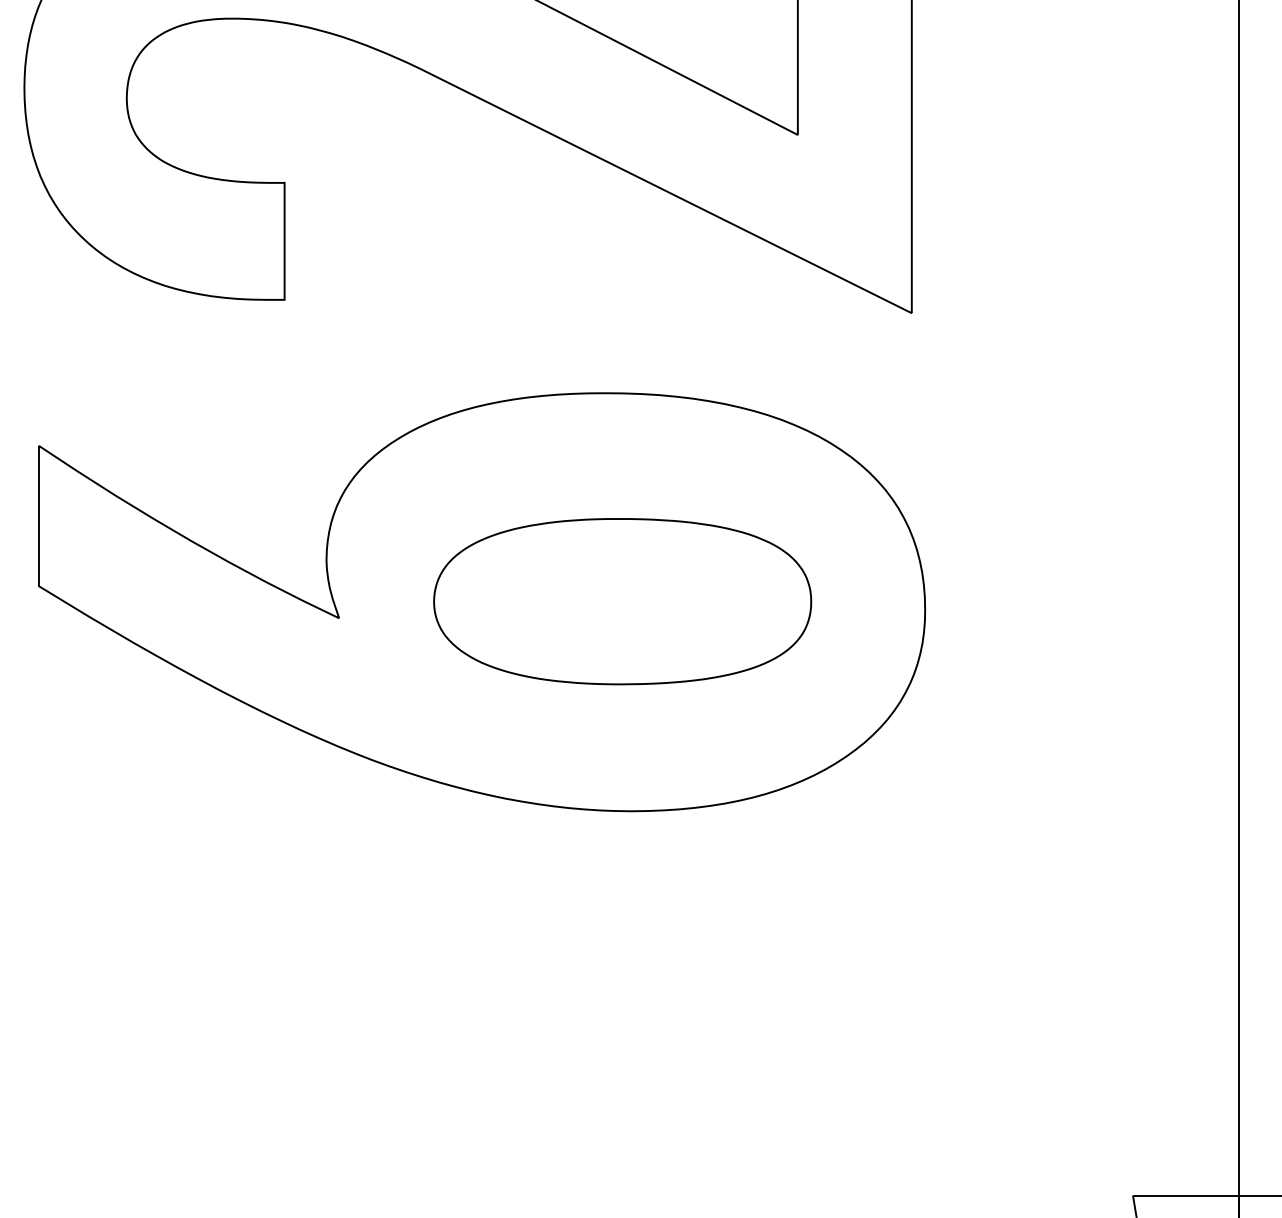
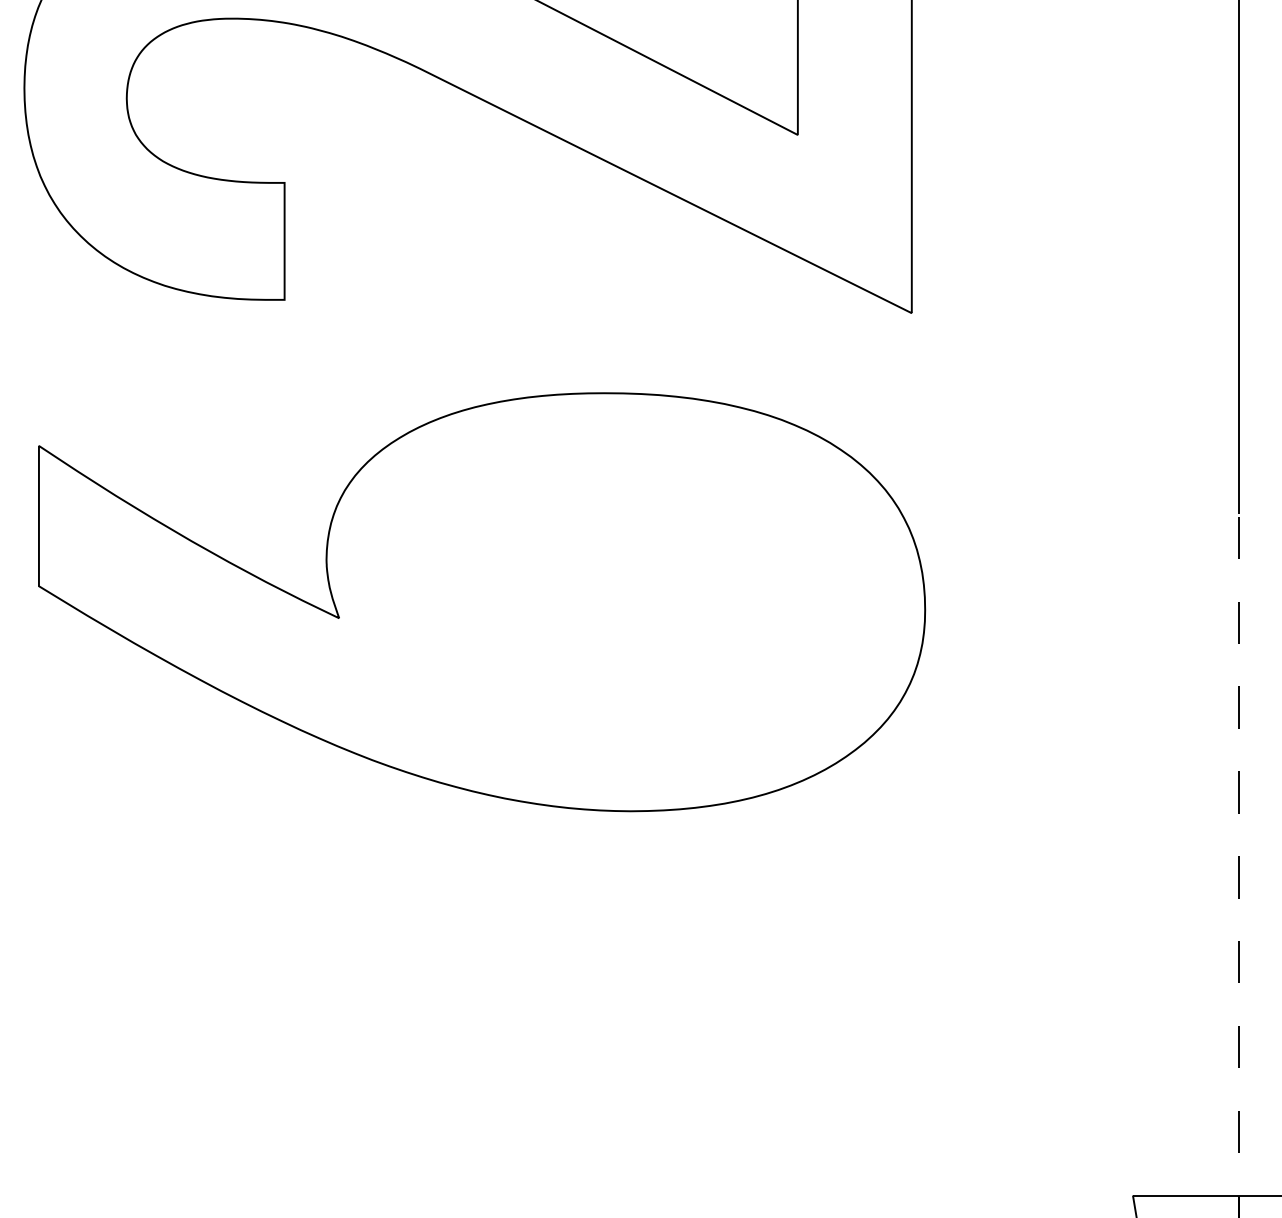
part: present -> none (622, 601)
line: solid -> dashed (1239, 865)
